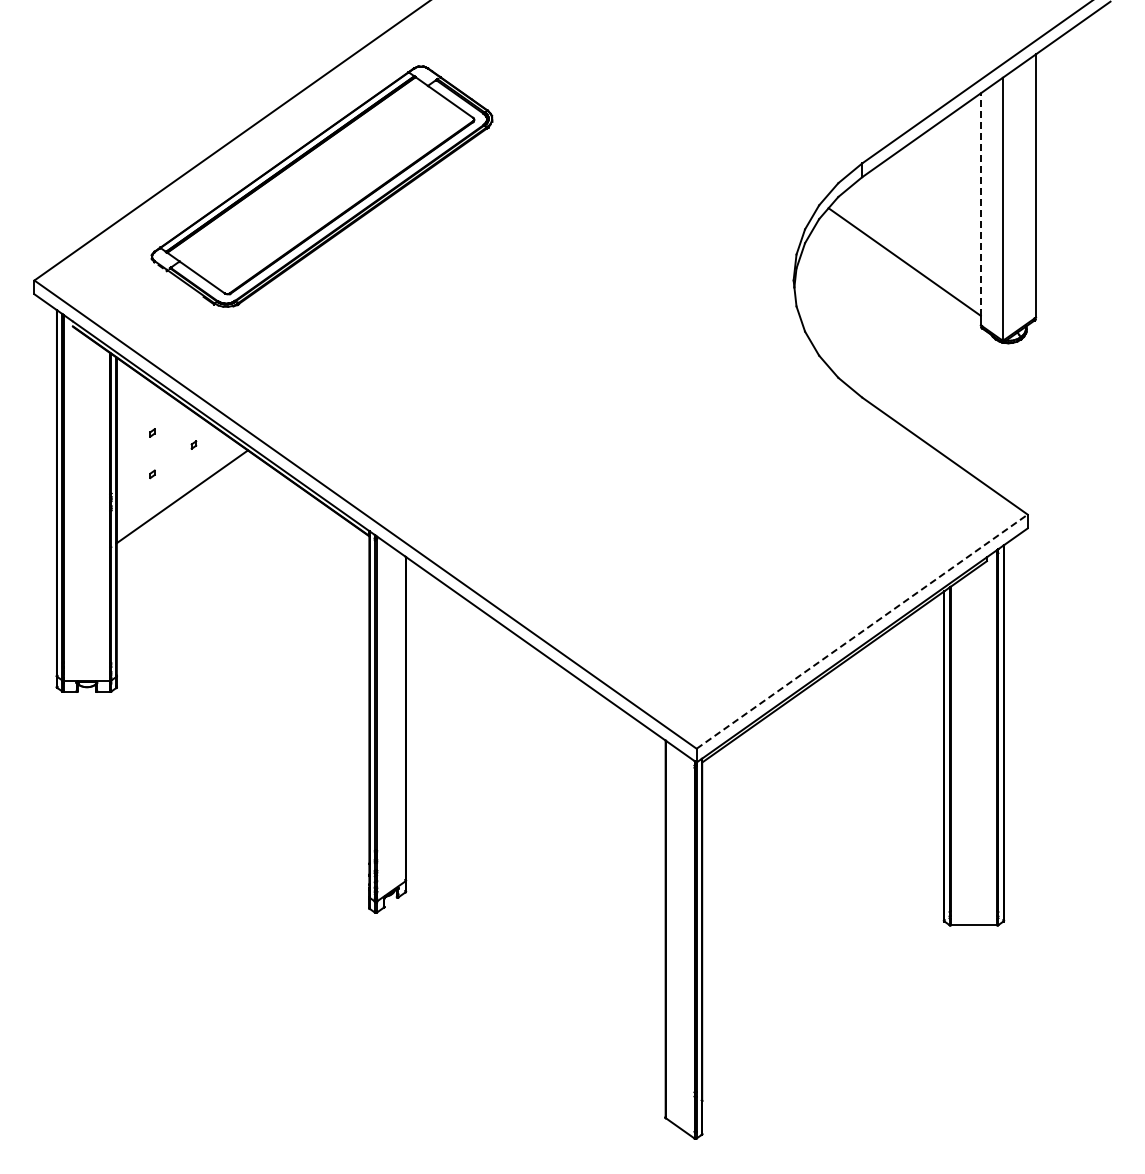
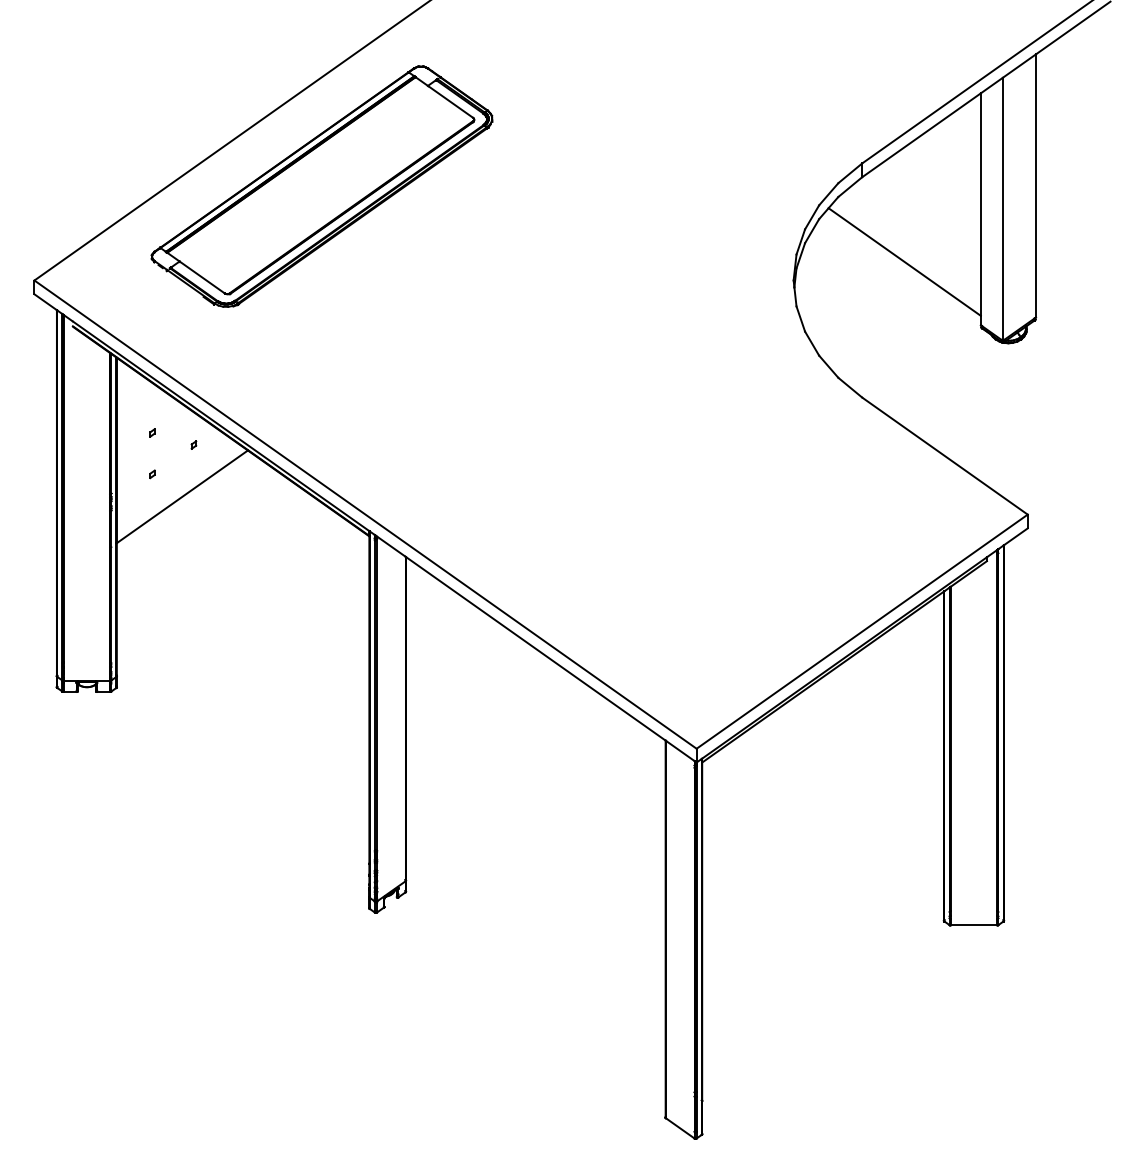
line: dashed -> solid (980, 204)
line: dashed -> solid (862, 631)
